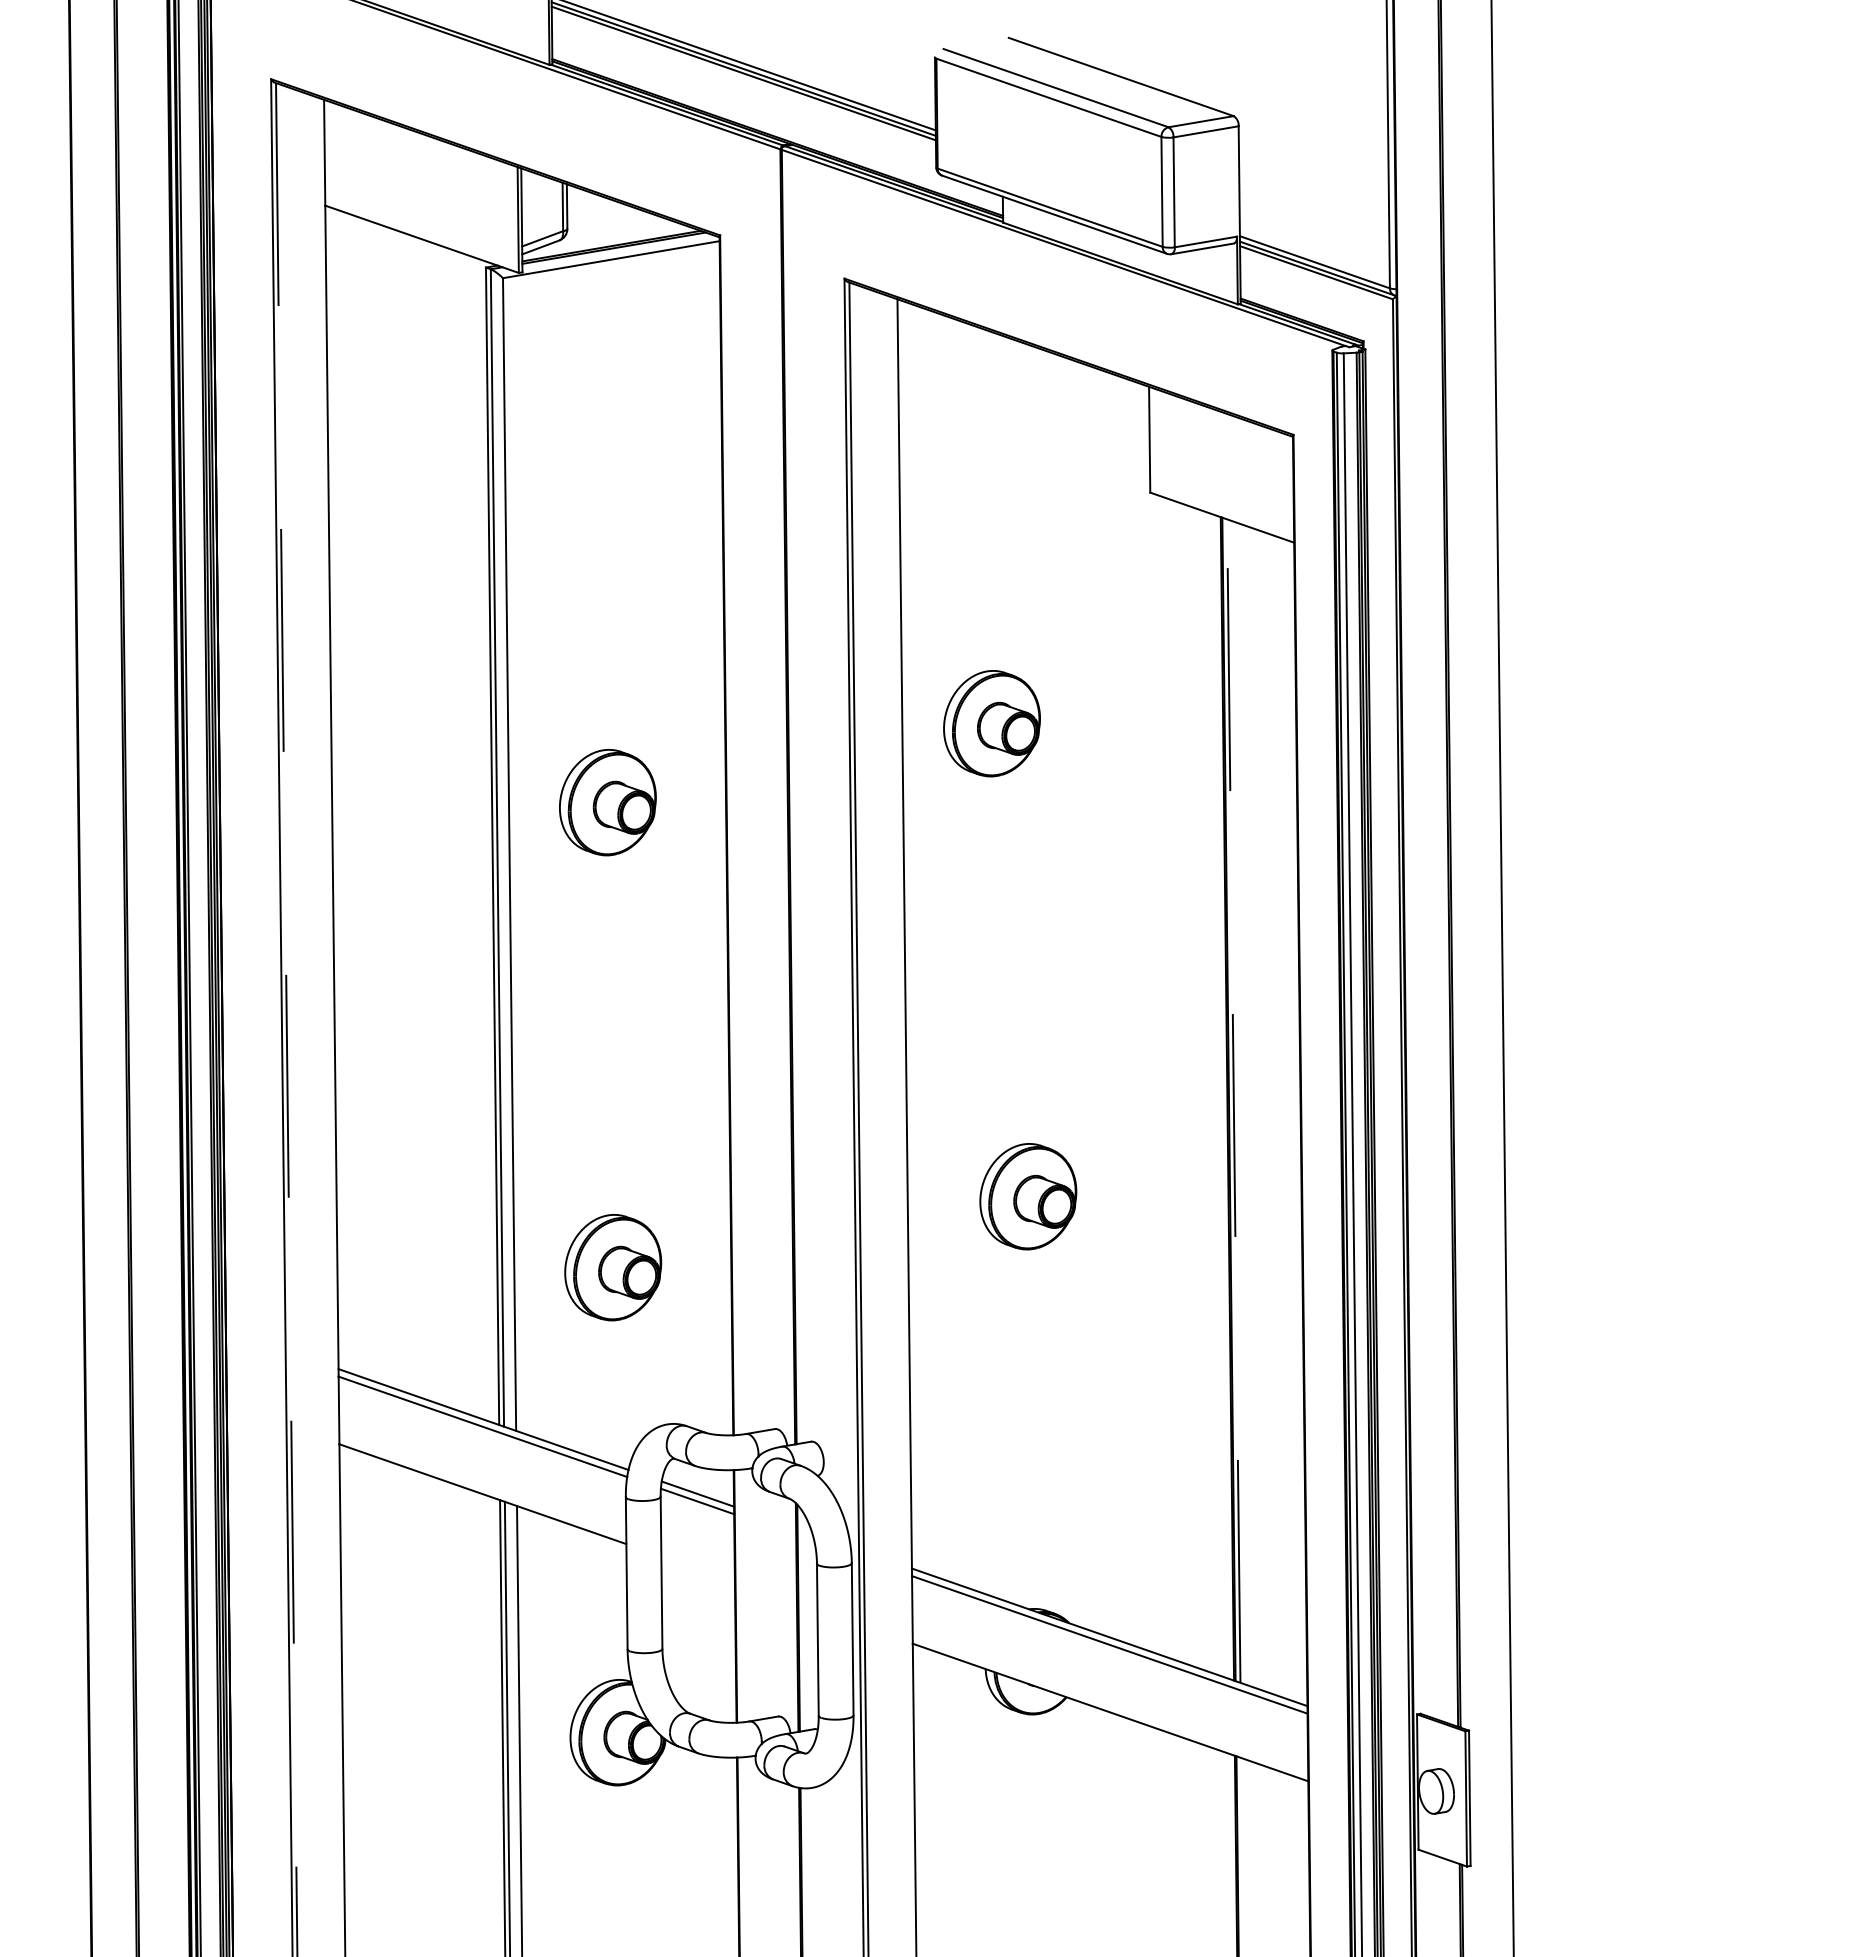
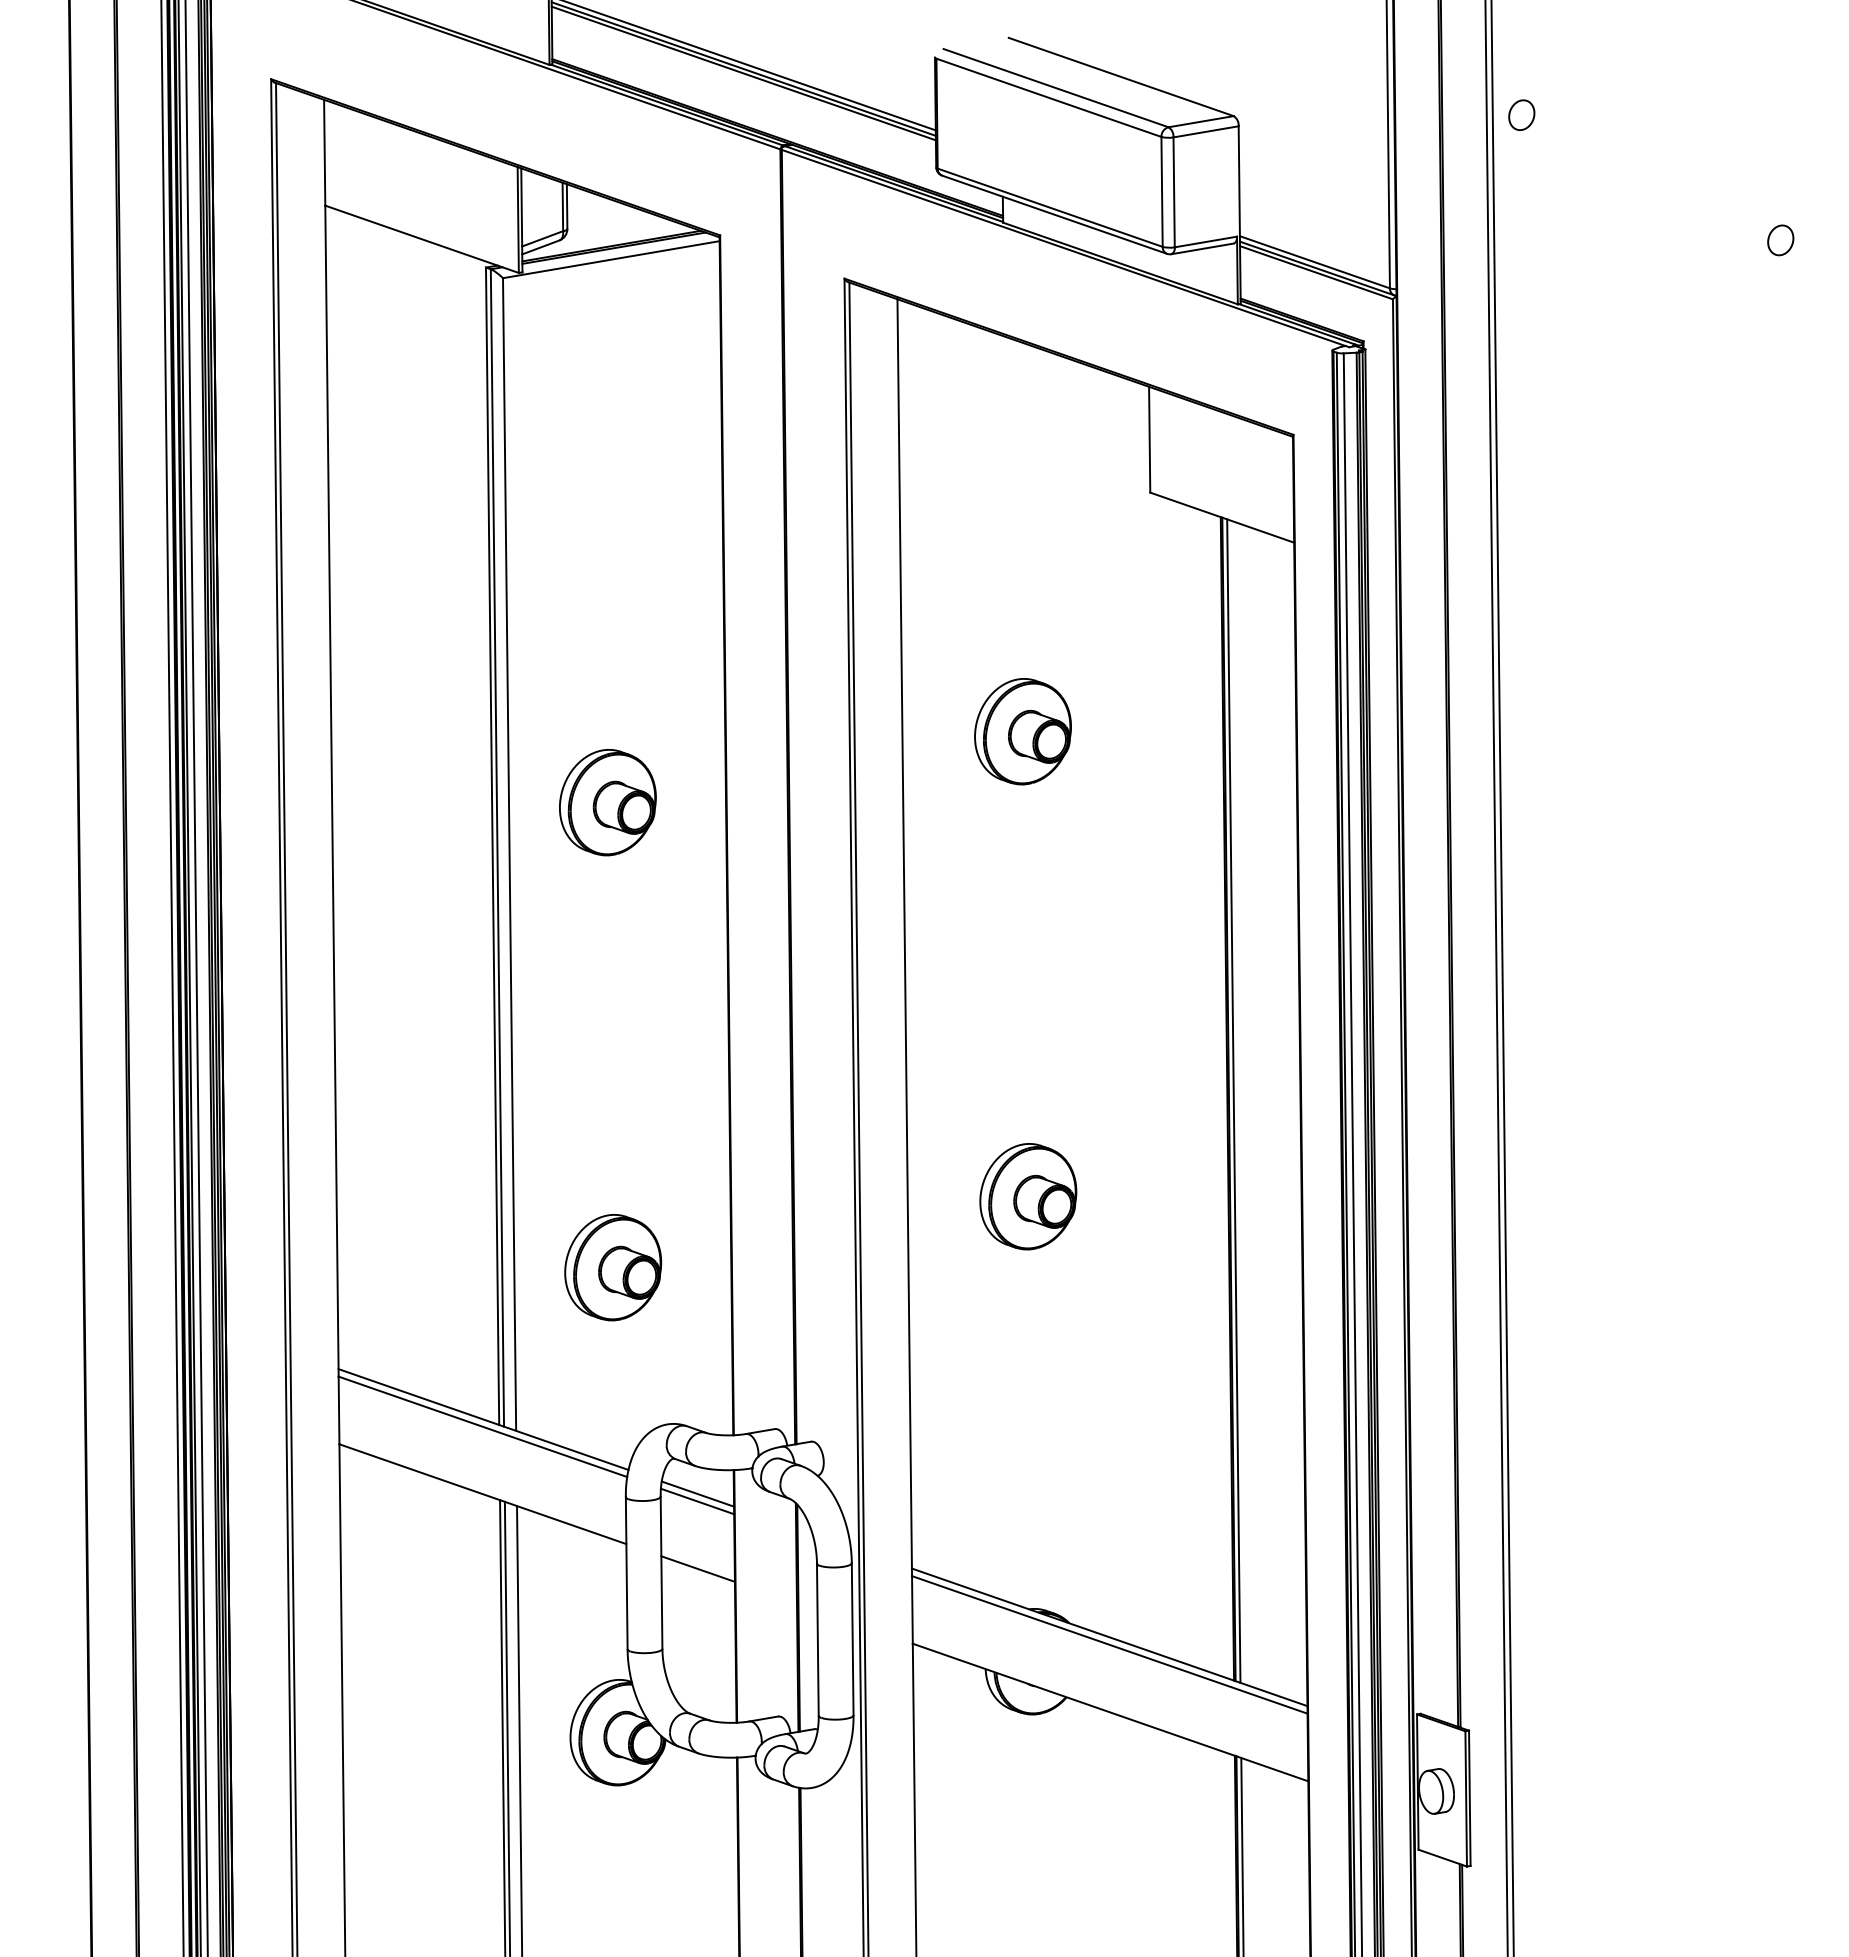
part: none -> present (1521, 114)
part: none -> present (1780, 240)
part position: (991, 723) -> (1022, 731) (1022, 731)
line: none -> present (172, 977)
line: none -> present (196, 977)
line: none -> present (1496, 977)
line: dashed -> solid (286, 1019)
line: dashed -> solid (1233, 1101)
line: none -> present (697, 1568)
line: none -> present (1242, 1855)
